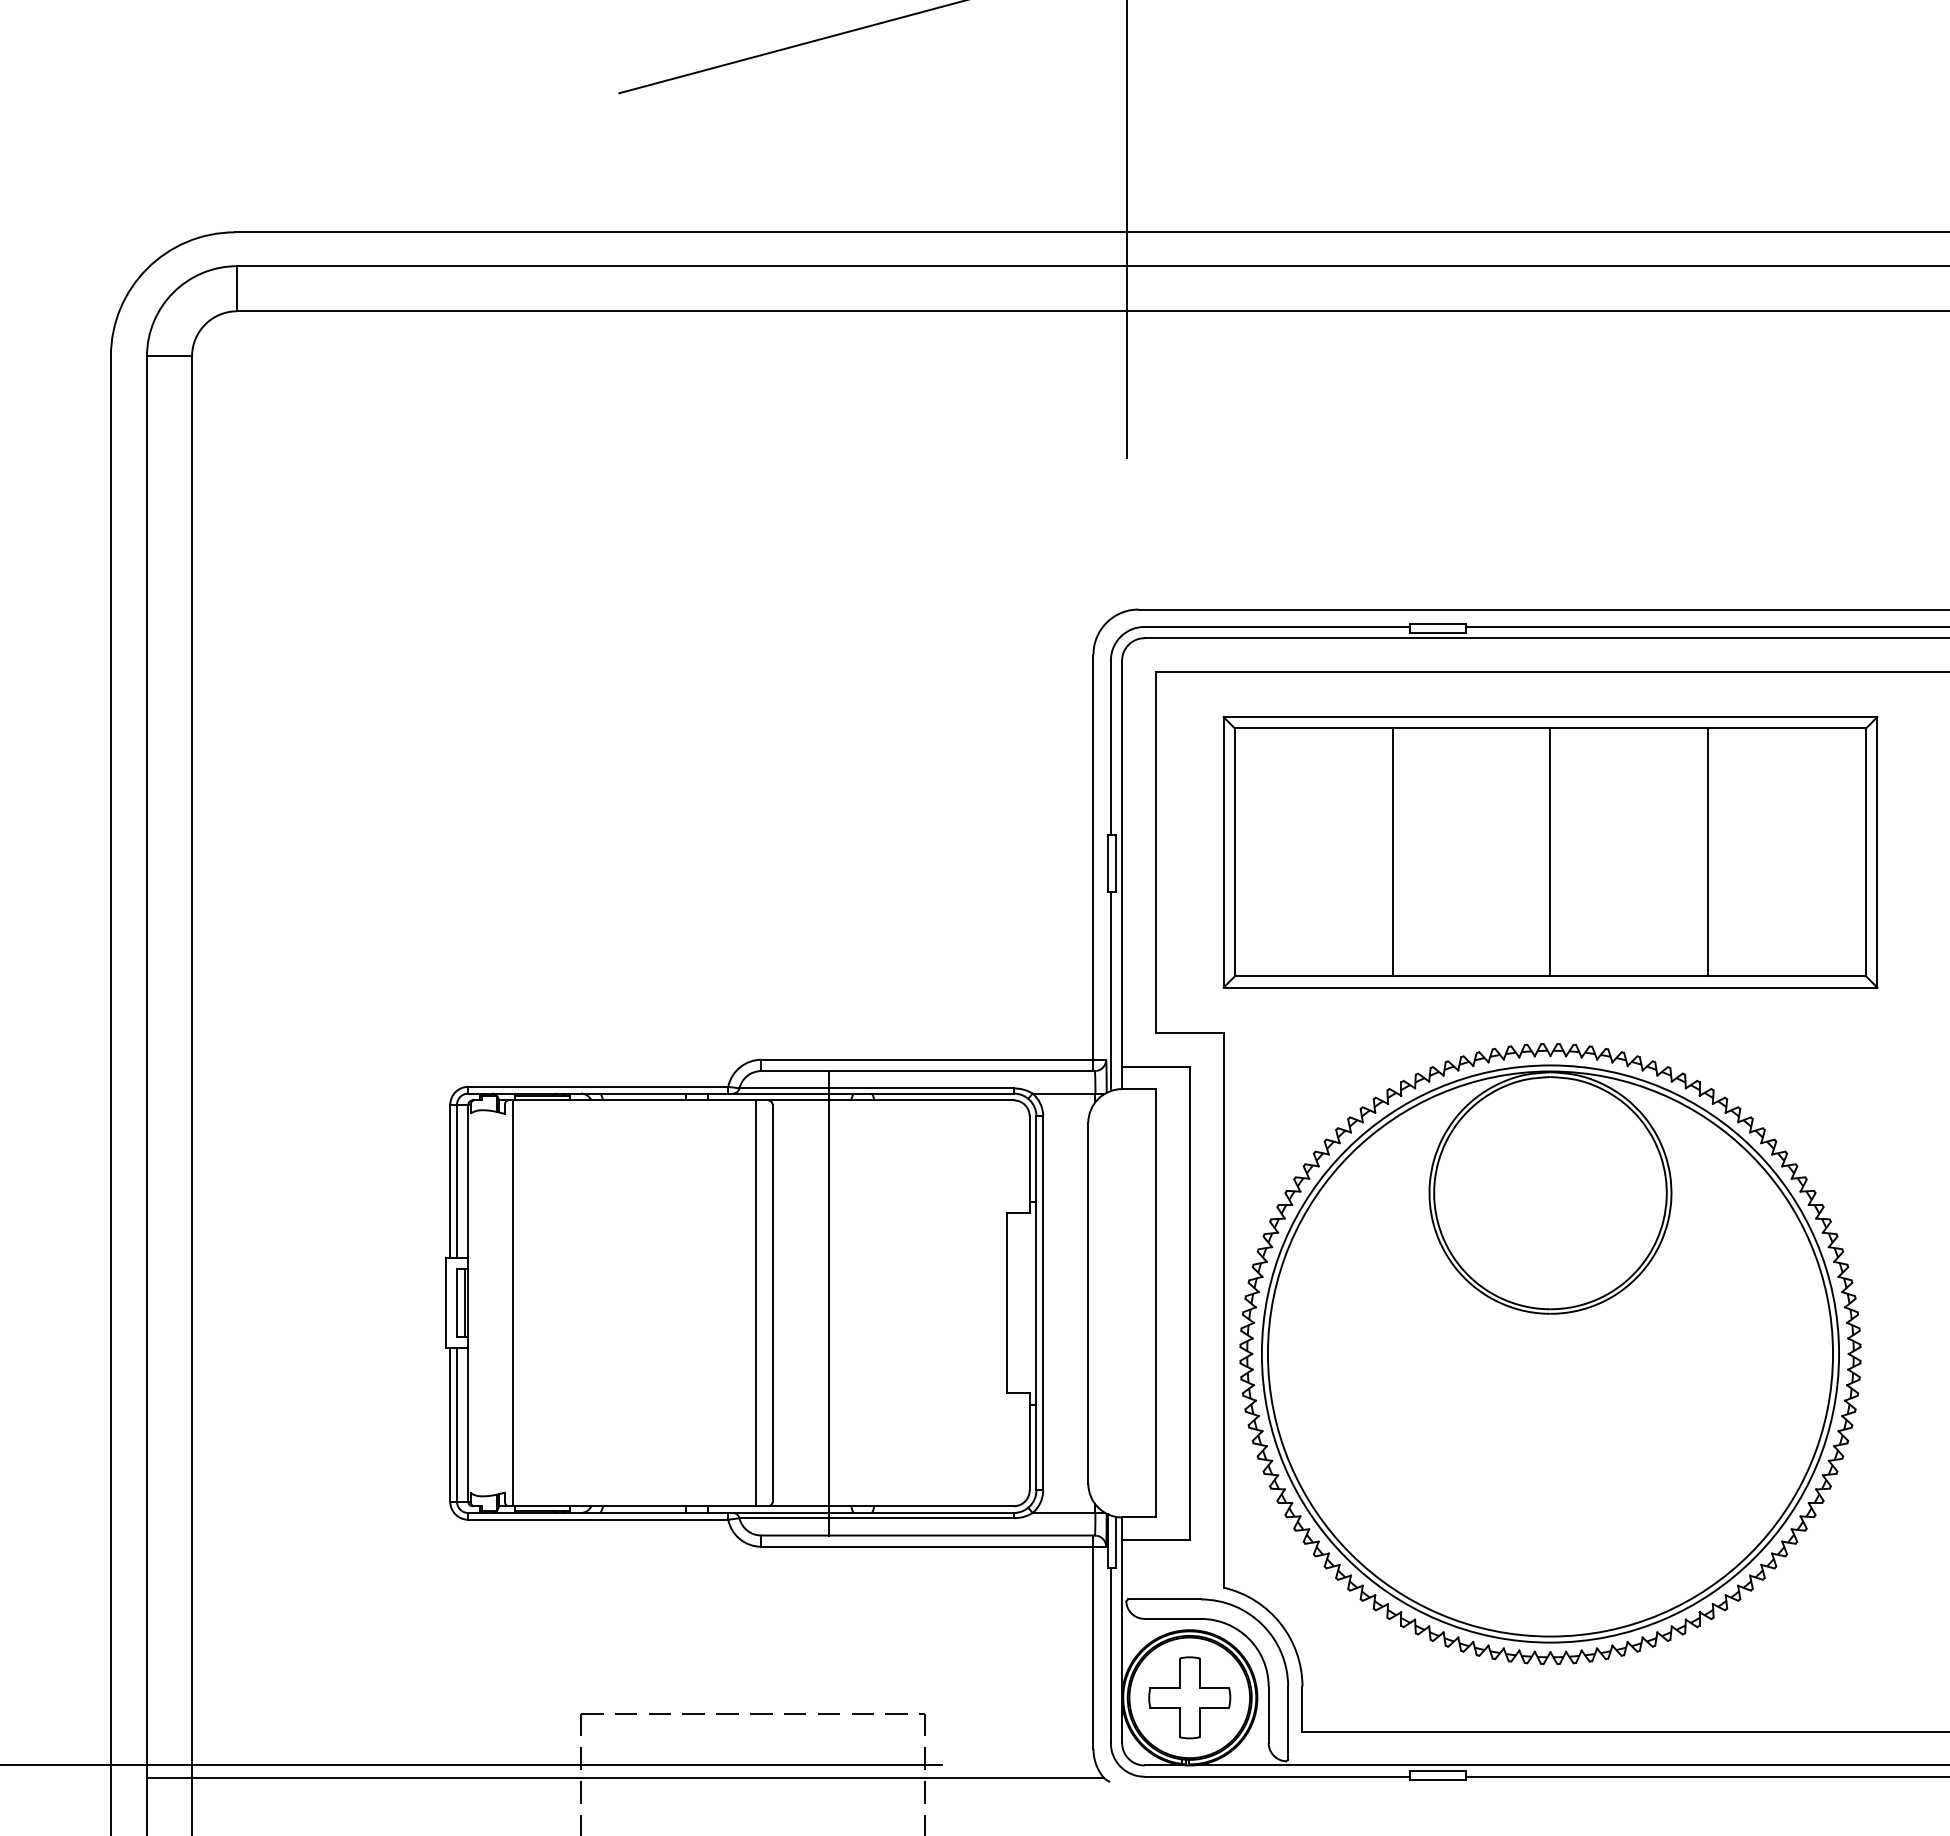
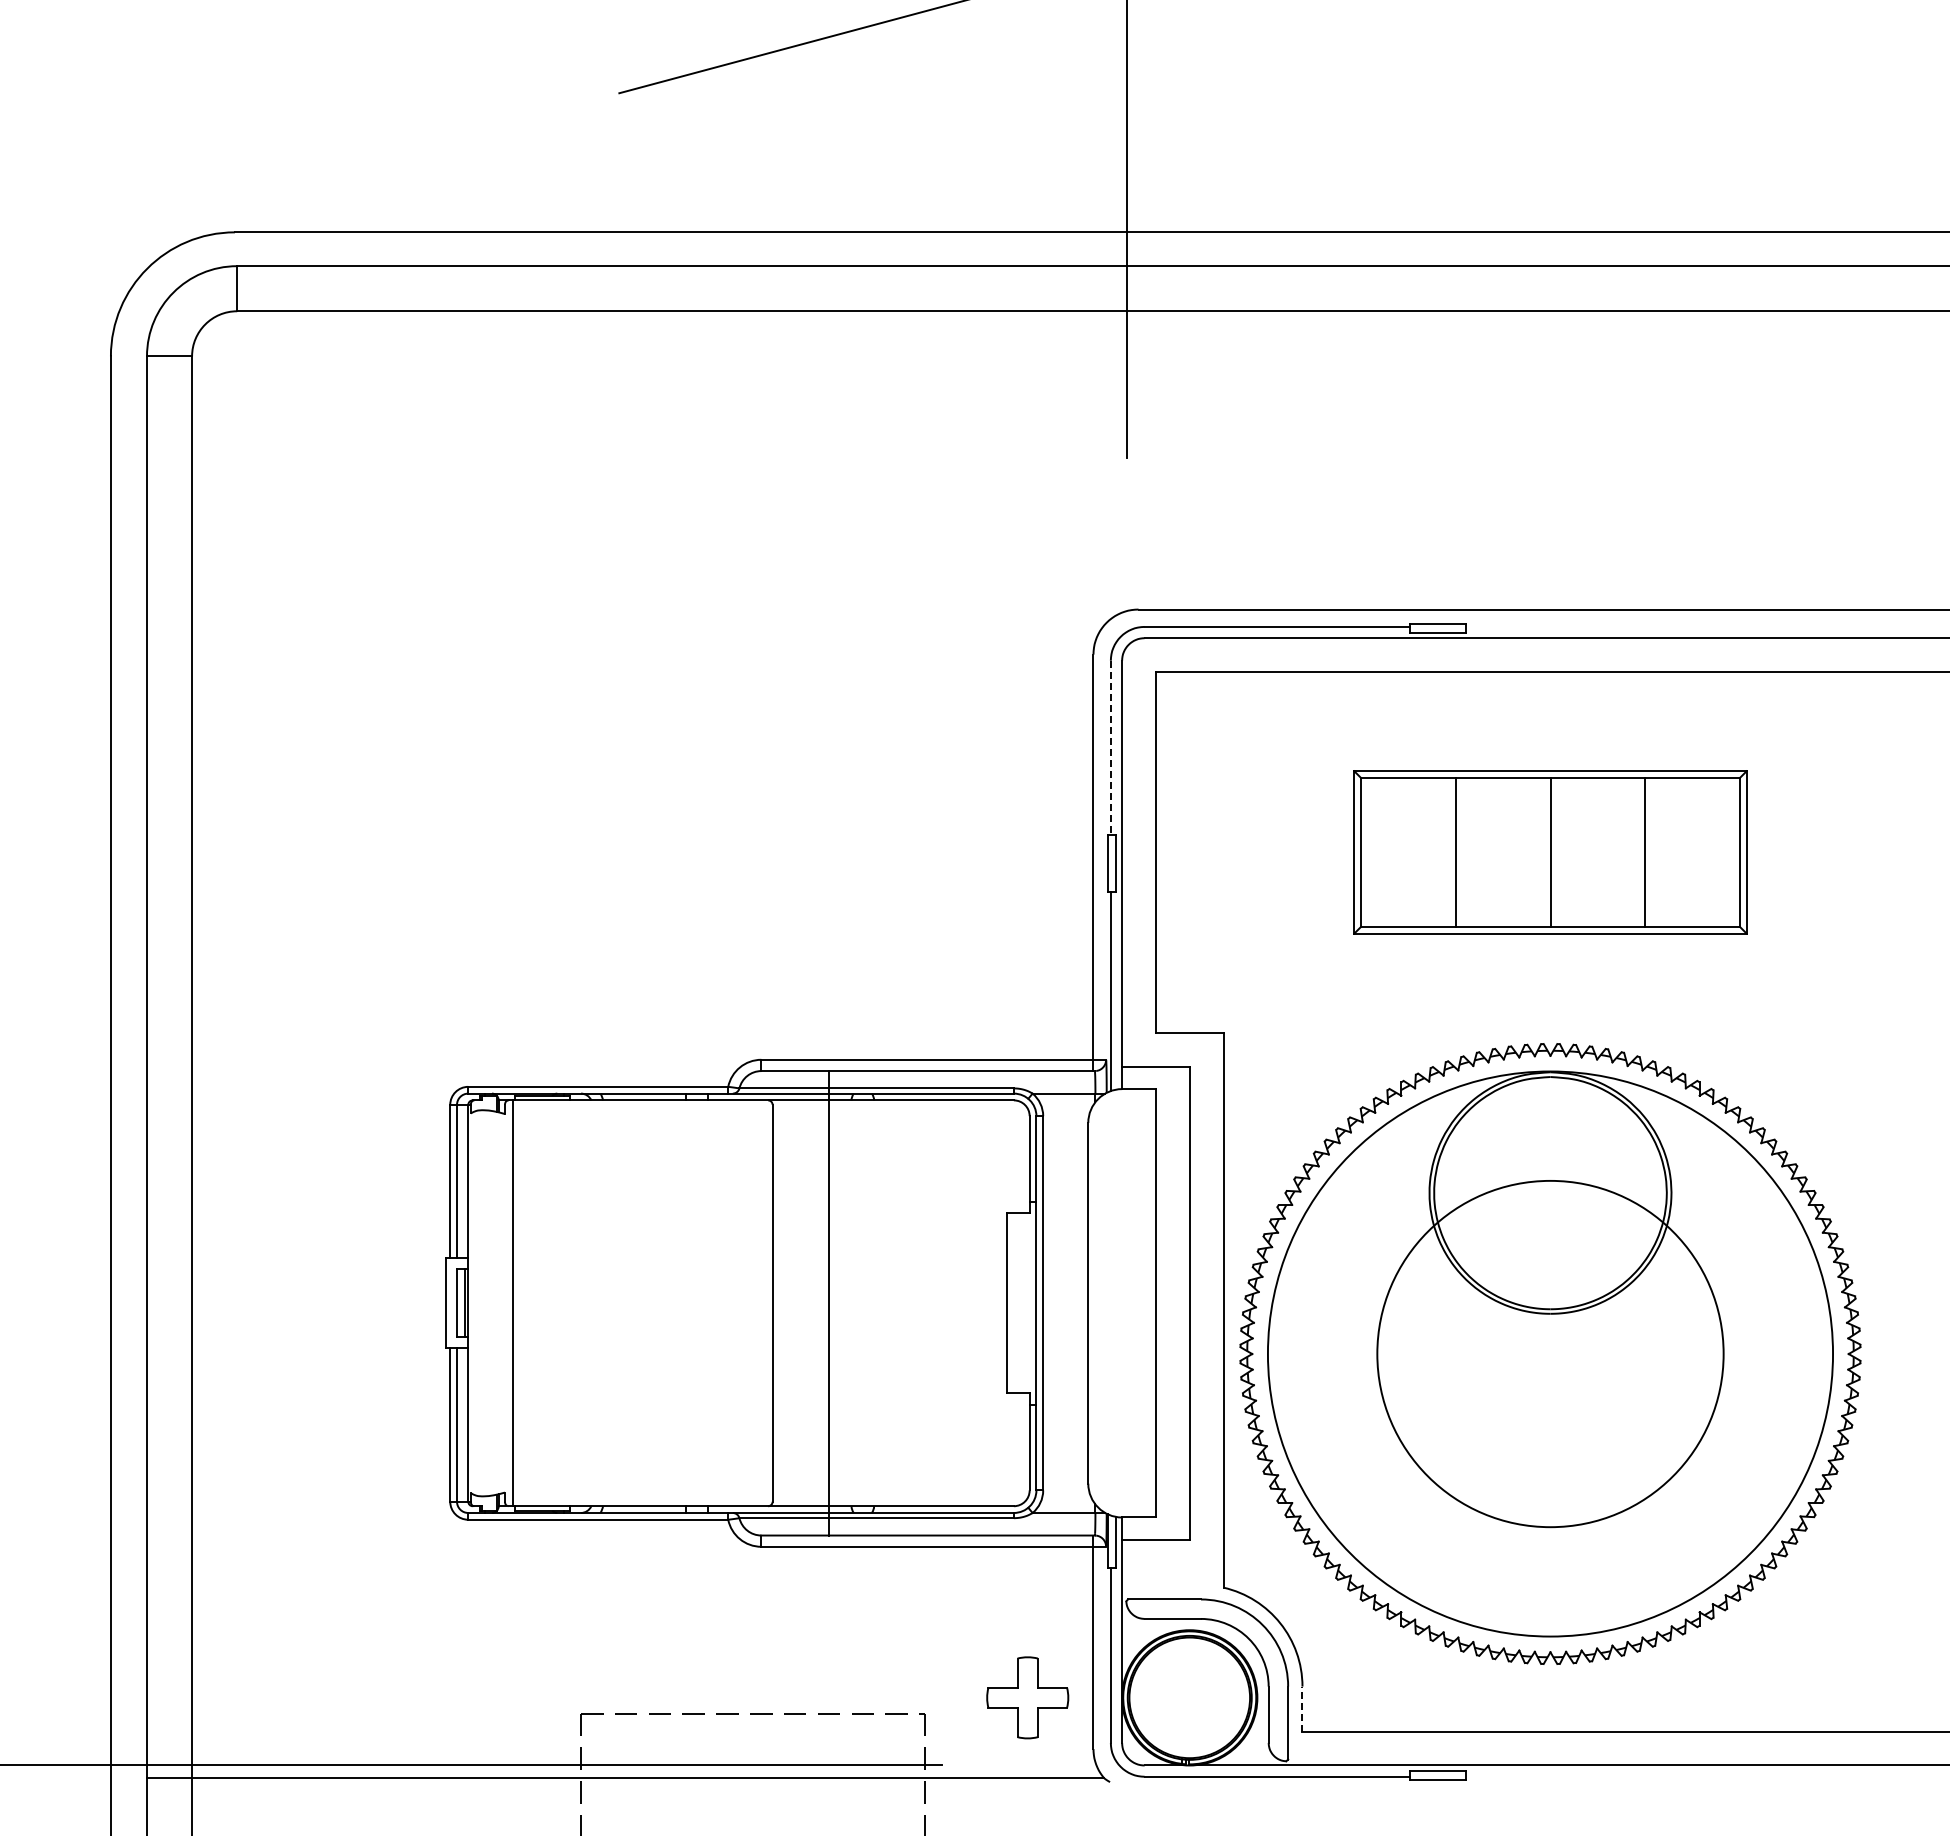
line: present -> none (1705, 626)
line: solid -> dashed (1110, 748)
part size: 657x273 px -> 395x165 px (1550, 852)
line: present -> none (755, 1303)
circle diameter: 577 px -> 346 px (1550, 1353)
part position: (1189, 1697) -> (1027, 1697) (1027, 1697)
line: solid -> dashed (1302, 1709)
line: present -> none (1705, 1776)
